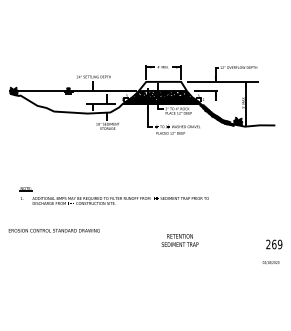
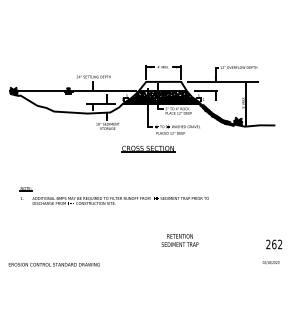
part: none -> present (148, 148)
text position: (53, 230) -> (53, 264) (53, 264)
text: 269 -> 262 (279, 244)
